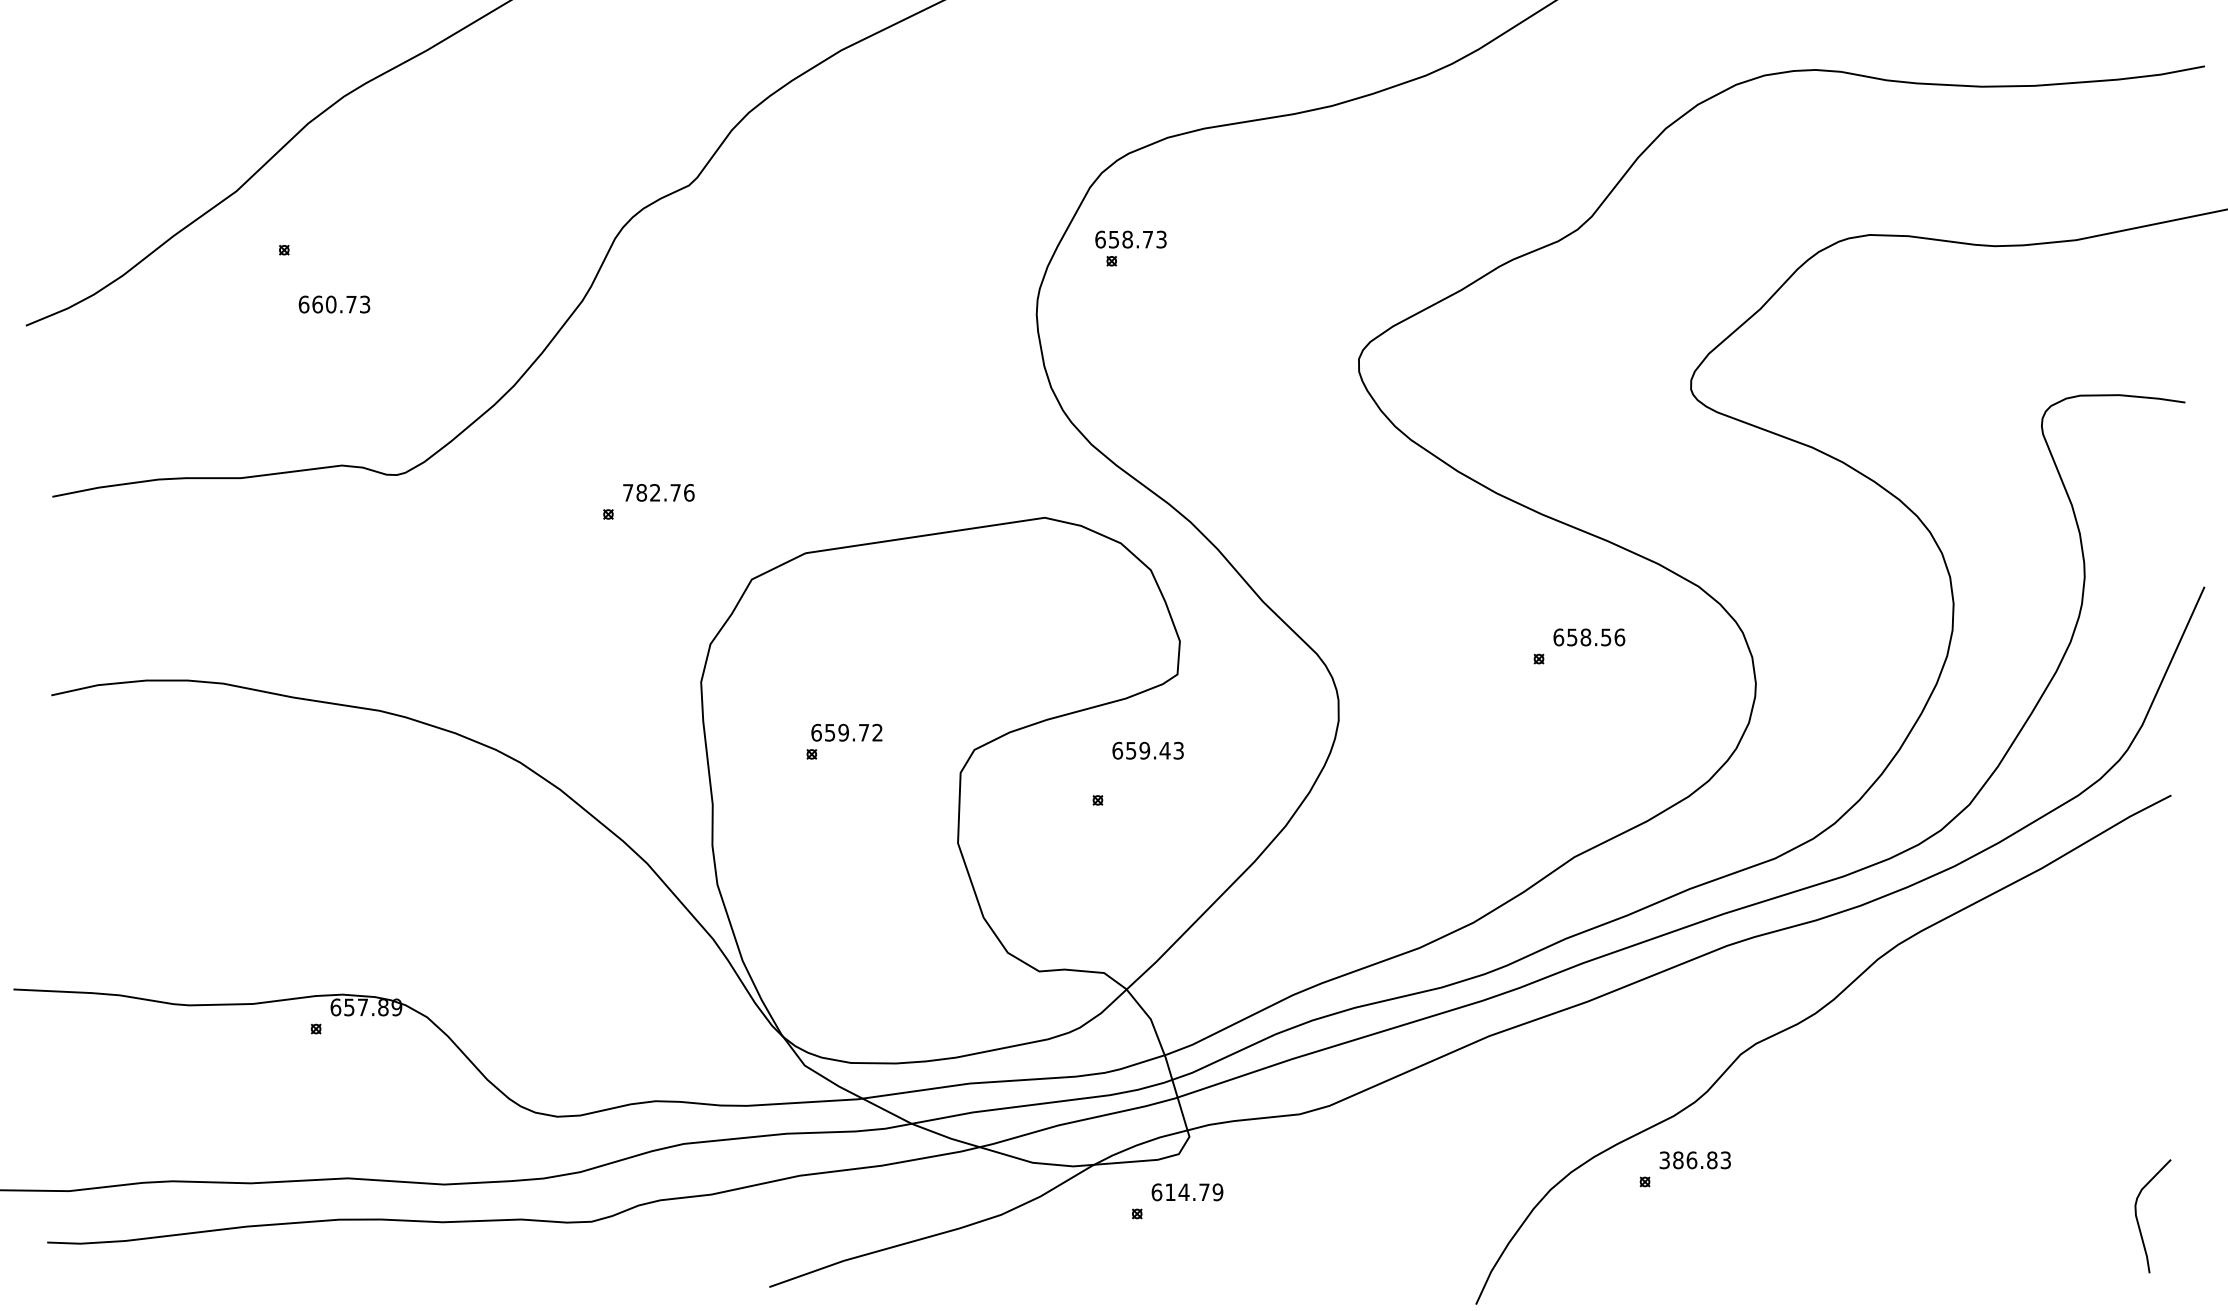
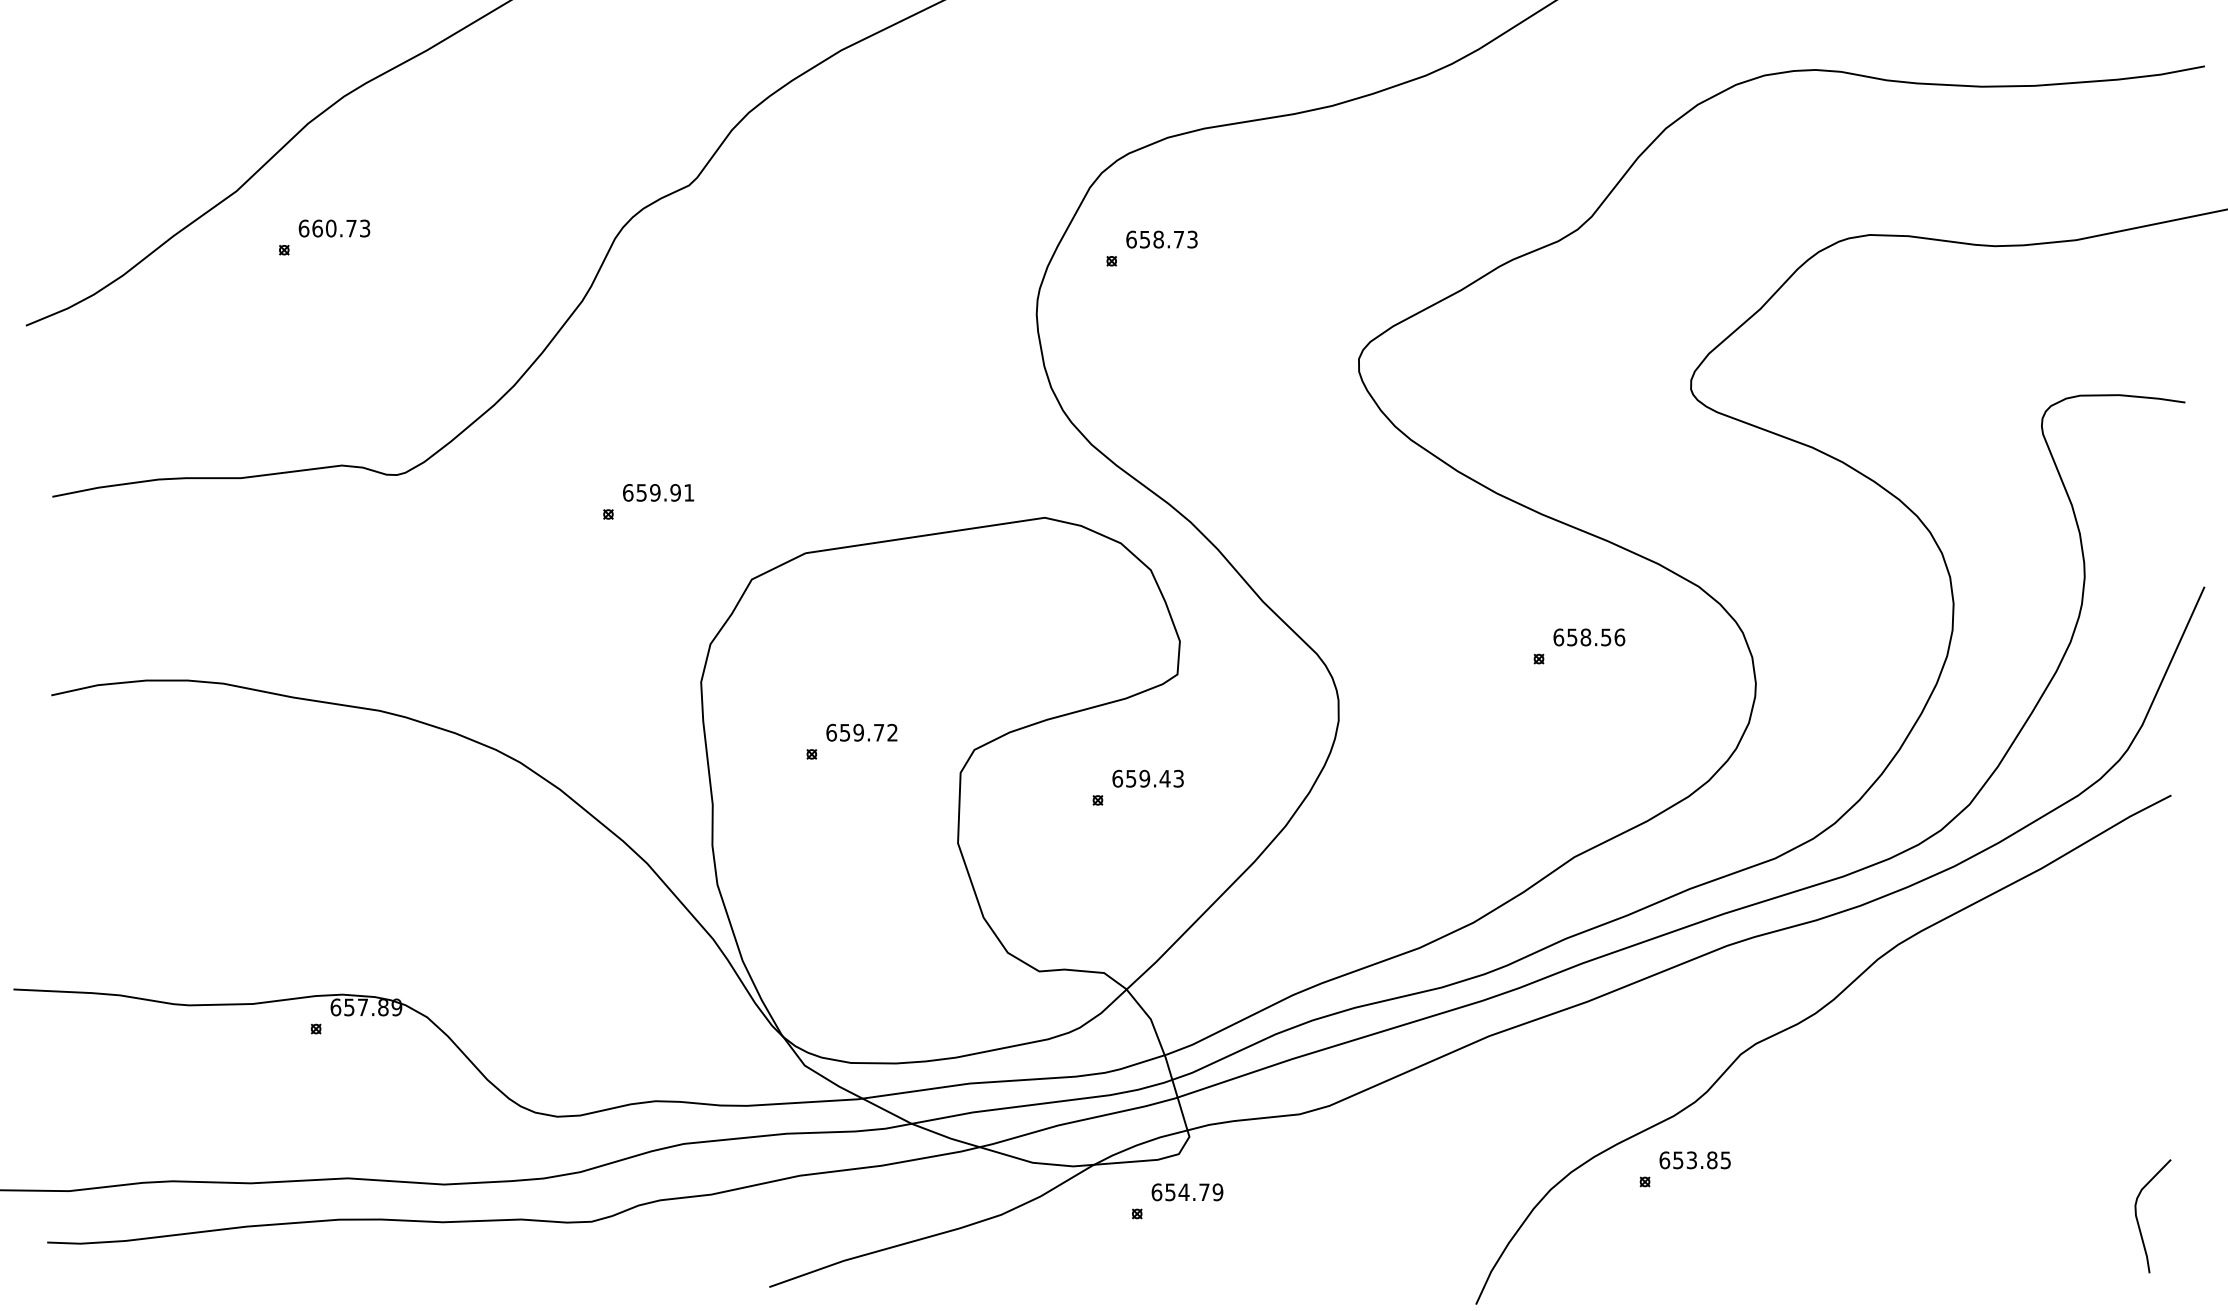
text position: (1130, 239) -> (1161, 239) (1161, 239)
text position: (334, 304) -> (334, 228) (334, 228)
text: 782.76 -> 659.91 (658, 492)
text position: (846, 732) -> (861, 732) (861, 732)
text position: (1147, 750) -> (1147, 778) (1147, 778)
text: 386.83 -> 653.85 (1694, 1160)
text: 614.79 -> 654.79 (1170, 1192)
